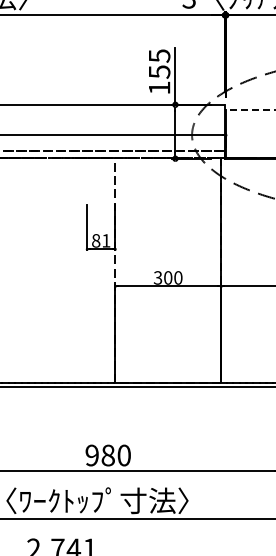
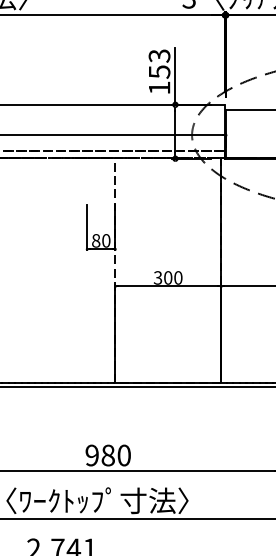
text: 155 -> 153 (158, 55)
line: dashed -> solid (251, 109)
text: 81 -> 80 (106, 240)
